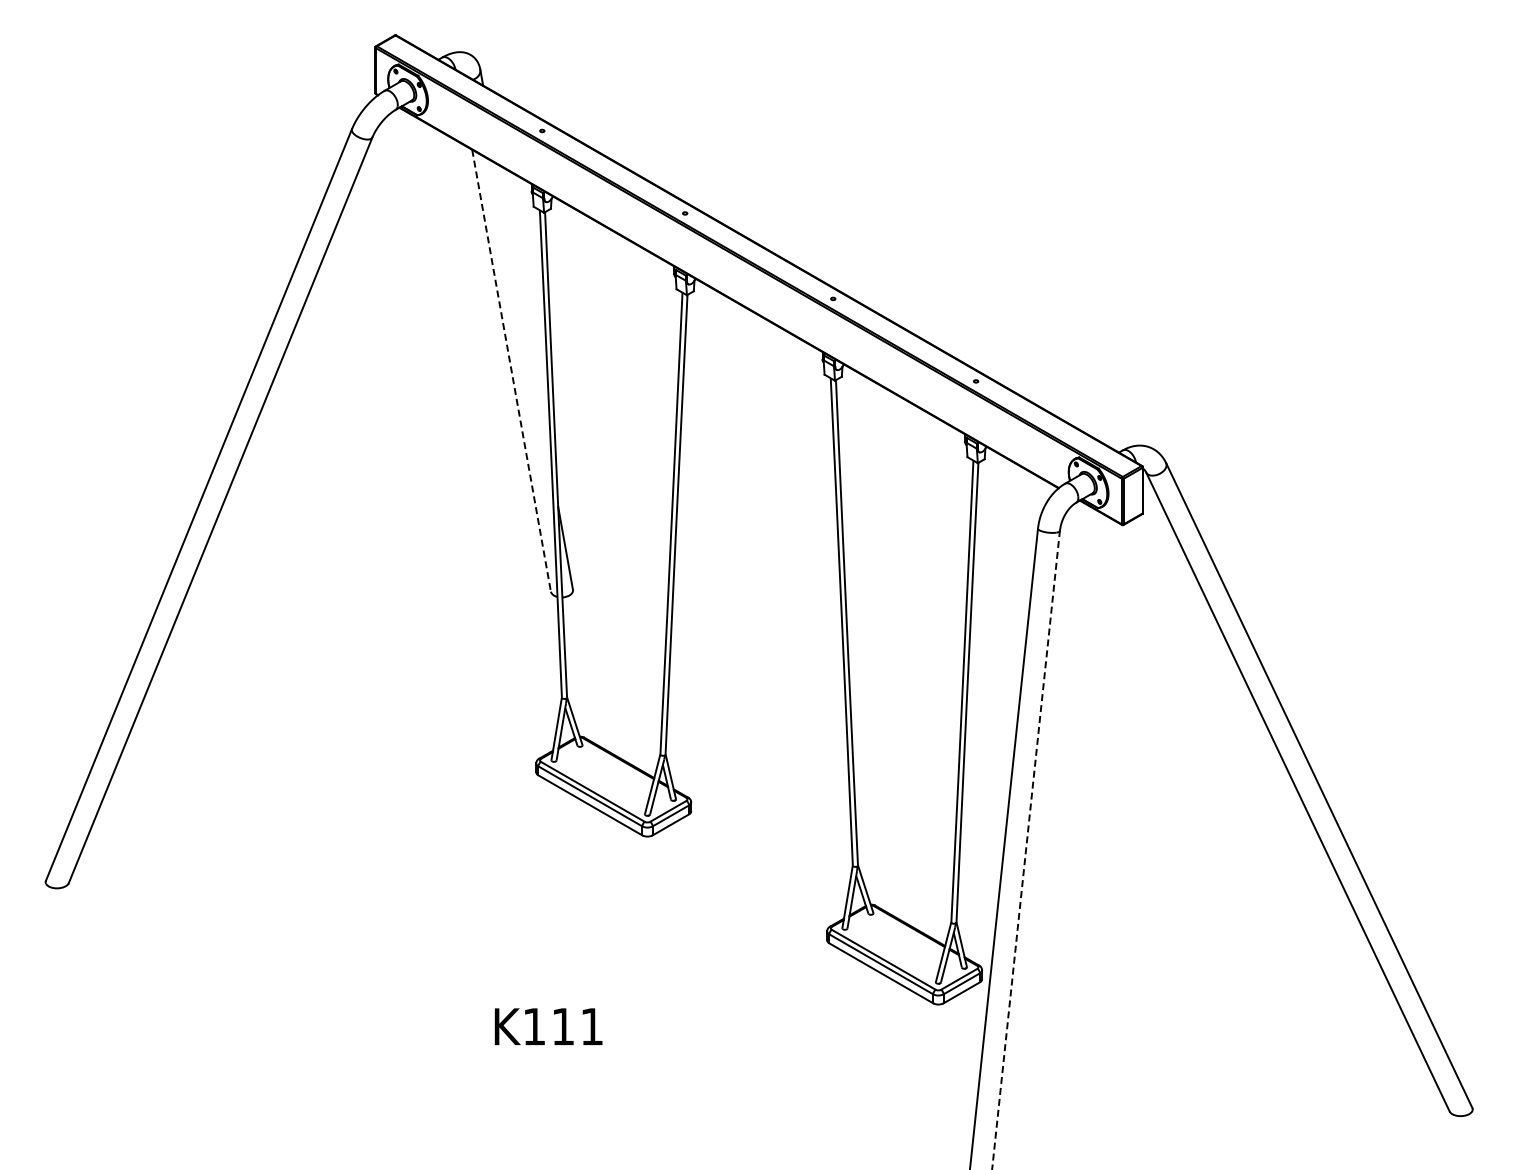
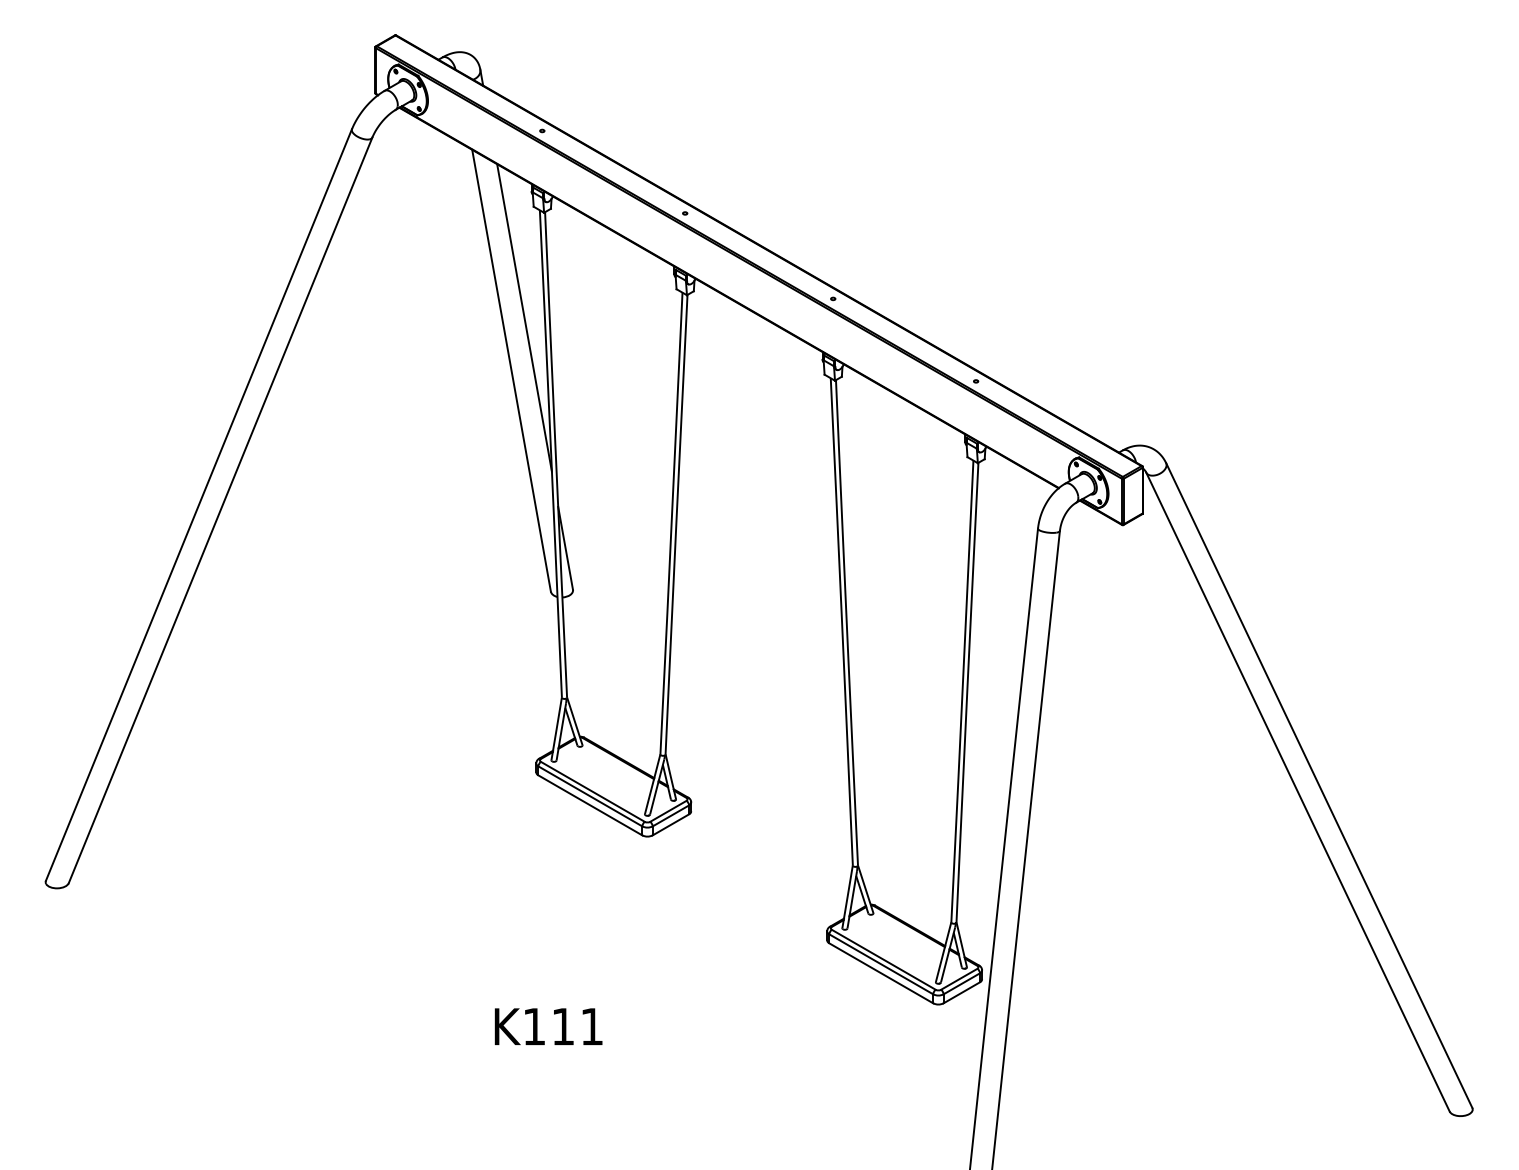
line: none -> present (524, 317)
line: dashed -> solid (511, 371)
line: dashed -> solid (1026, 849)
